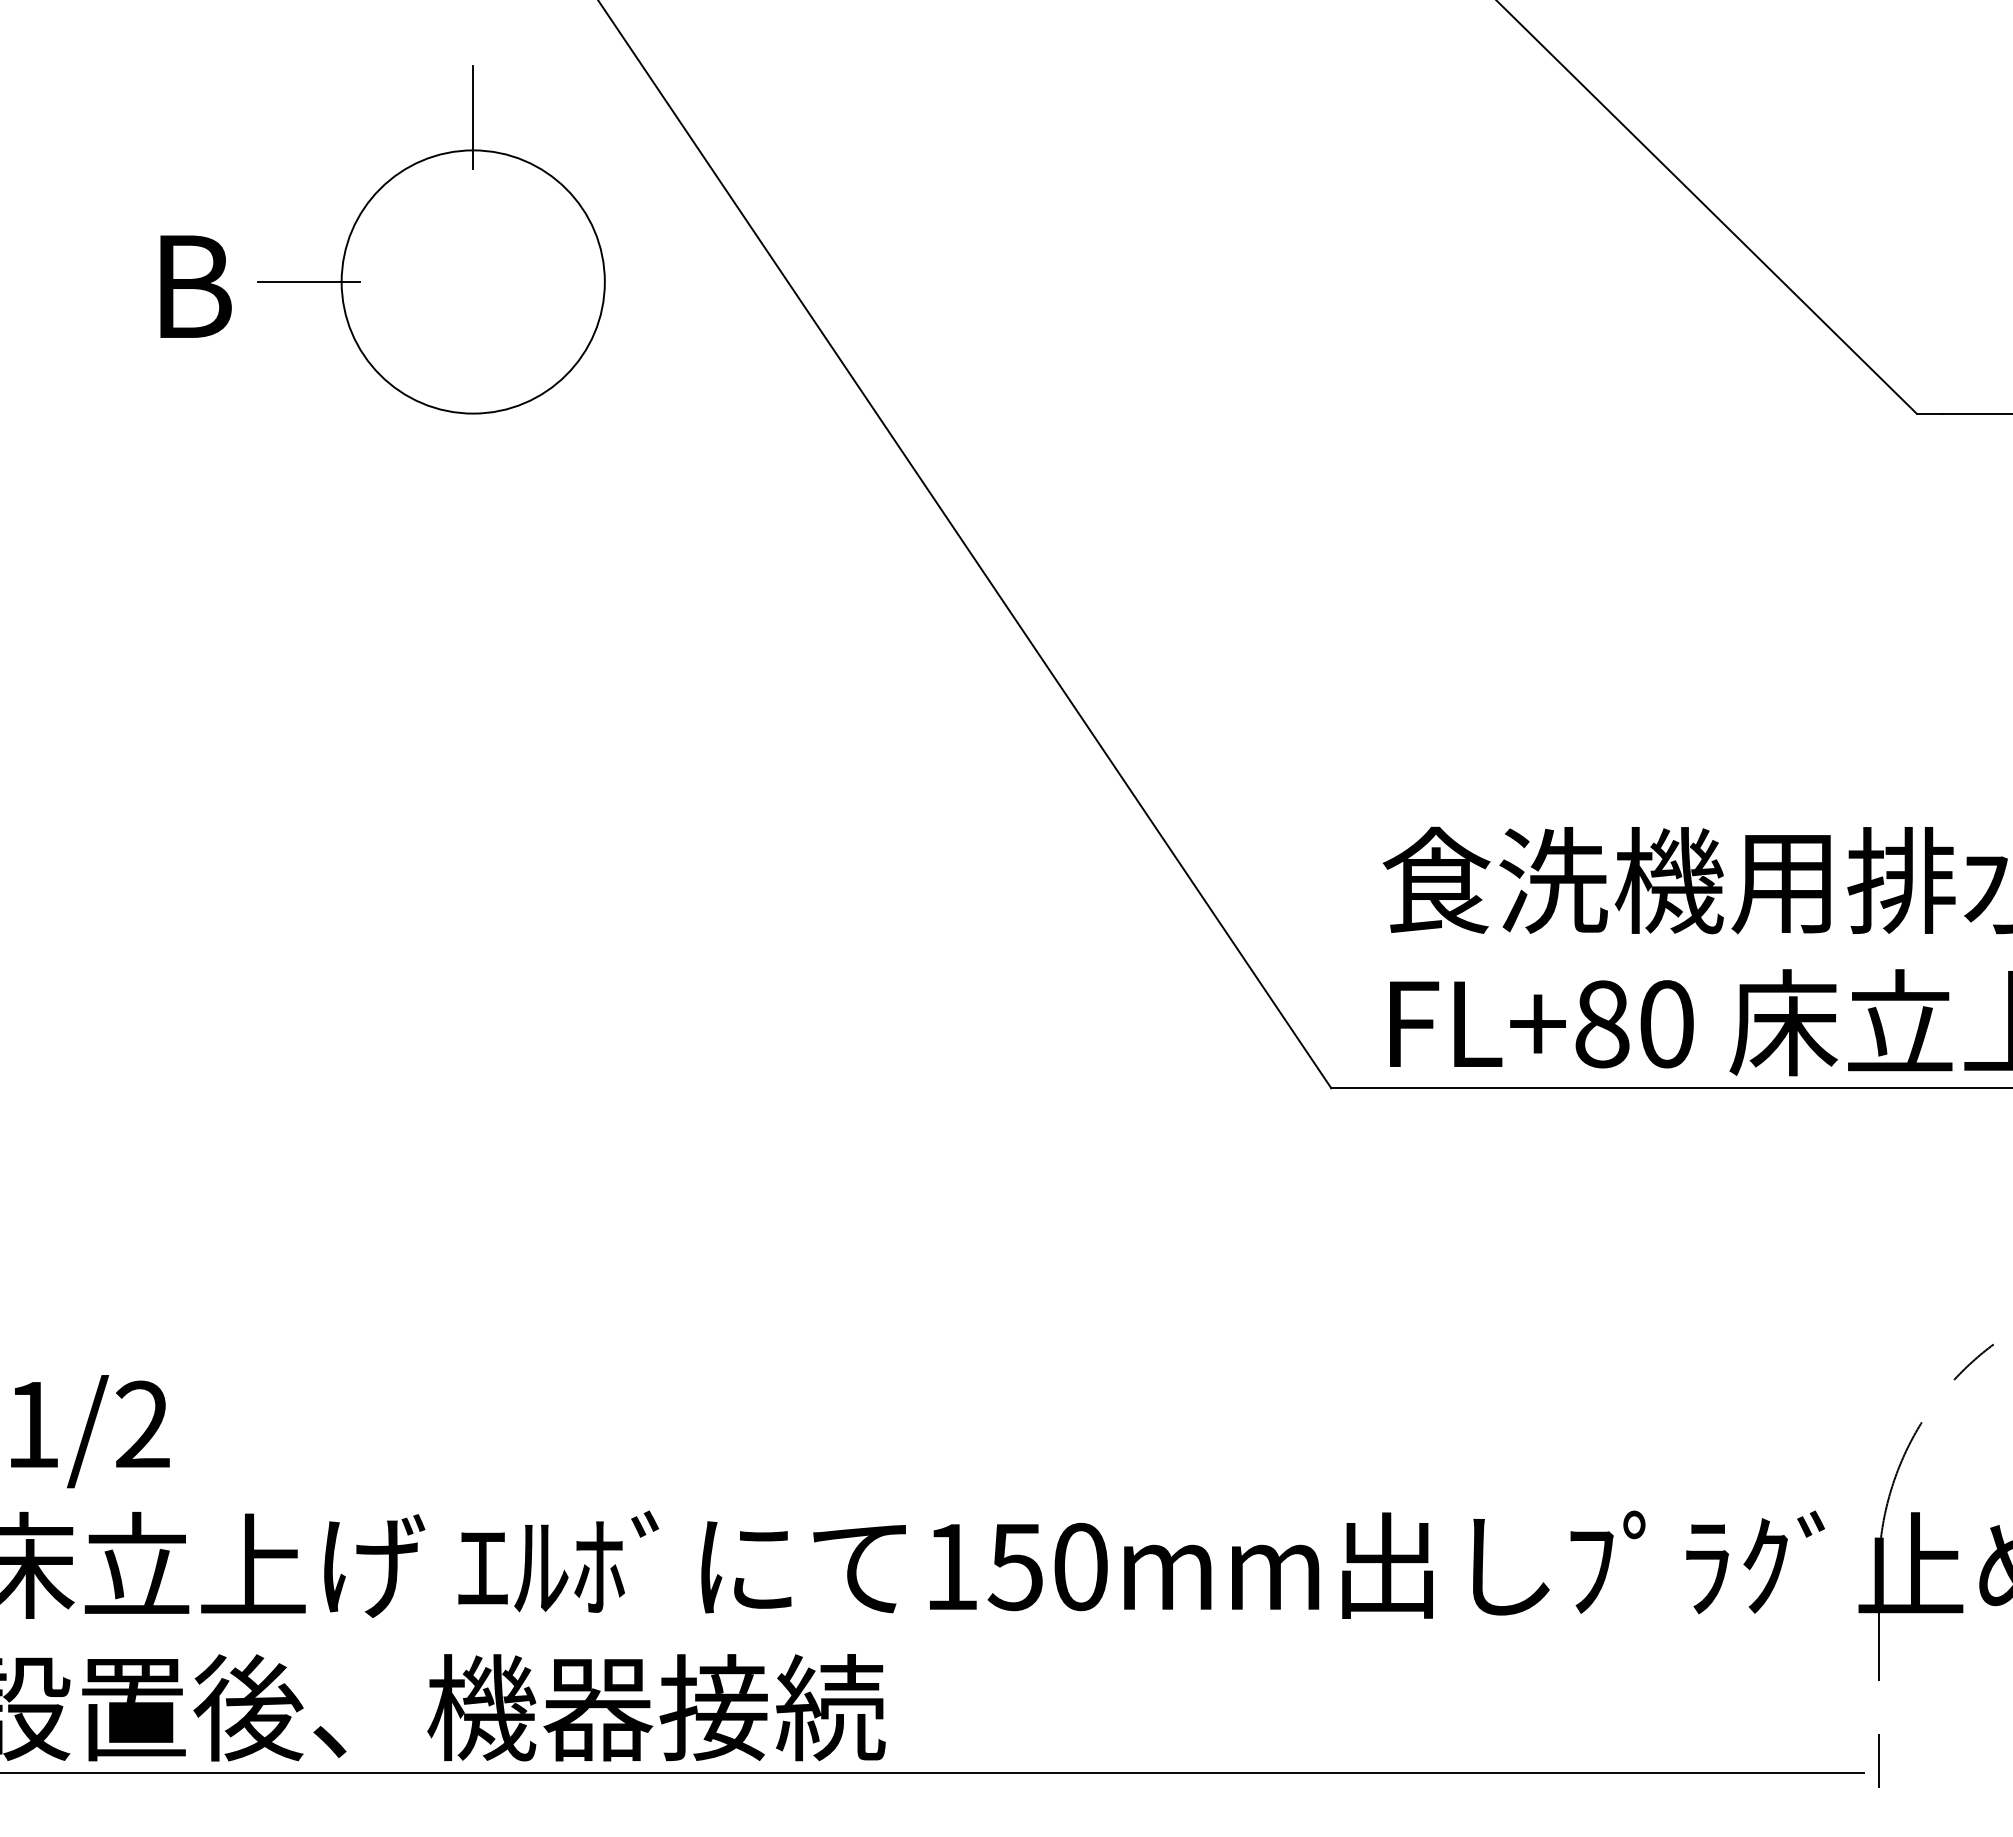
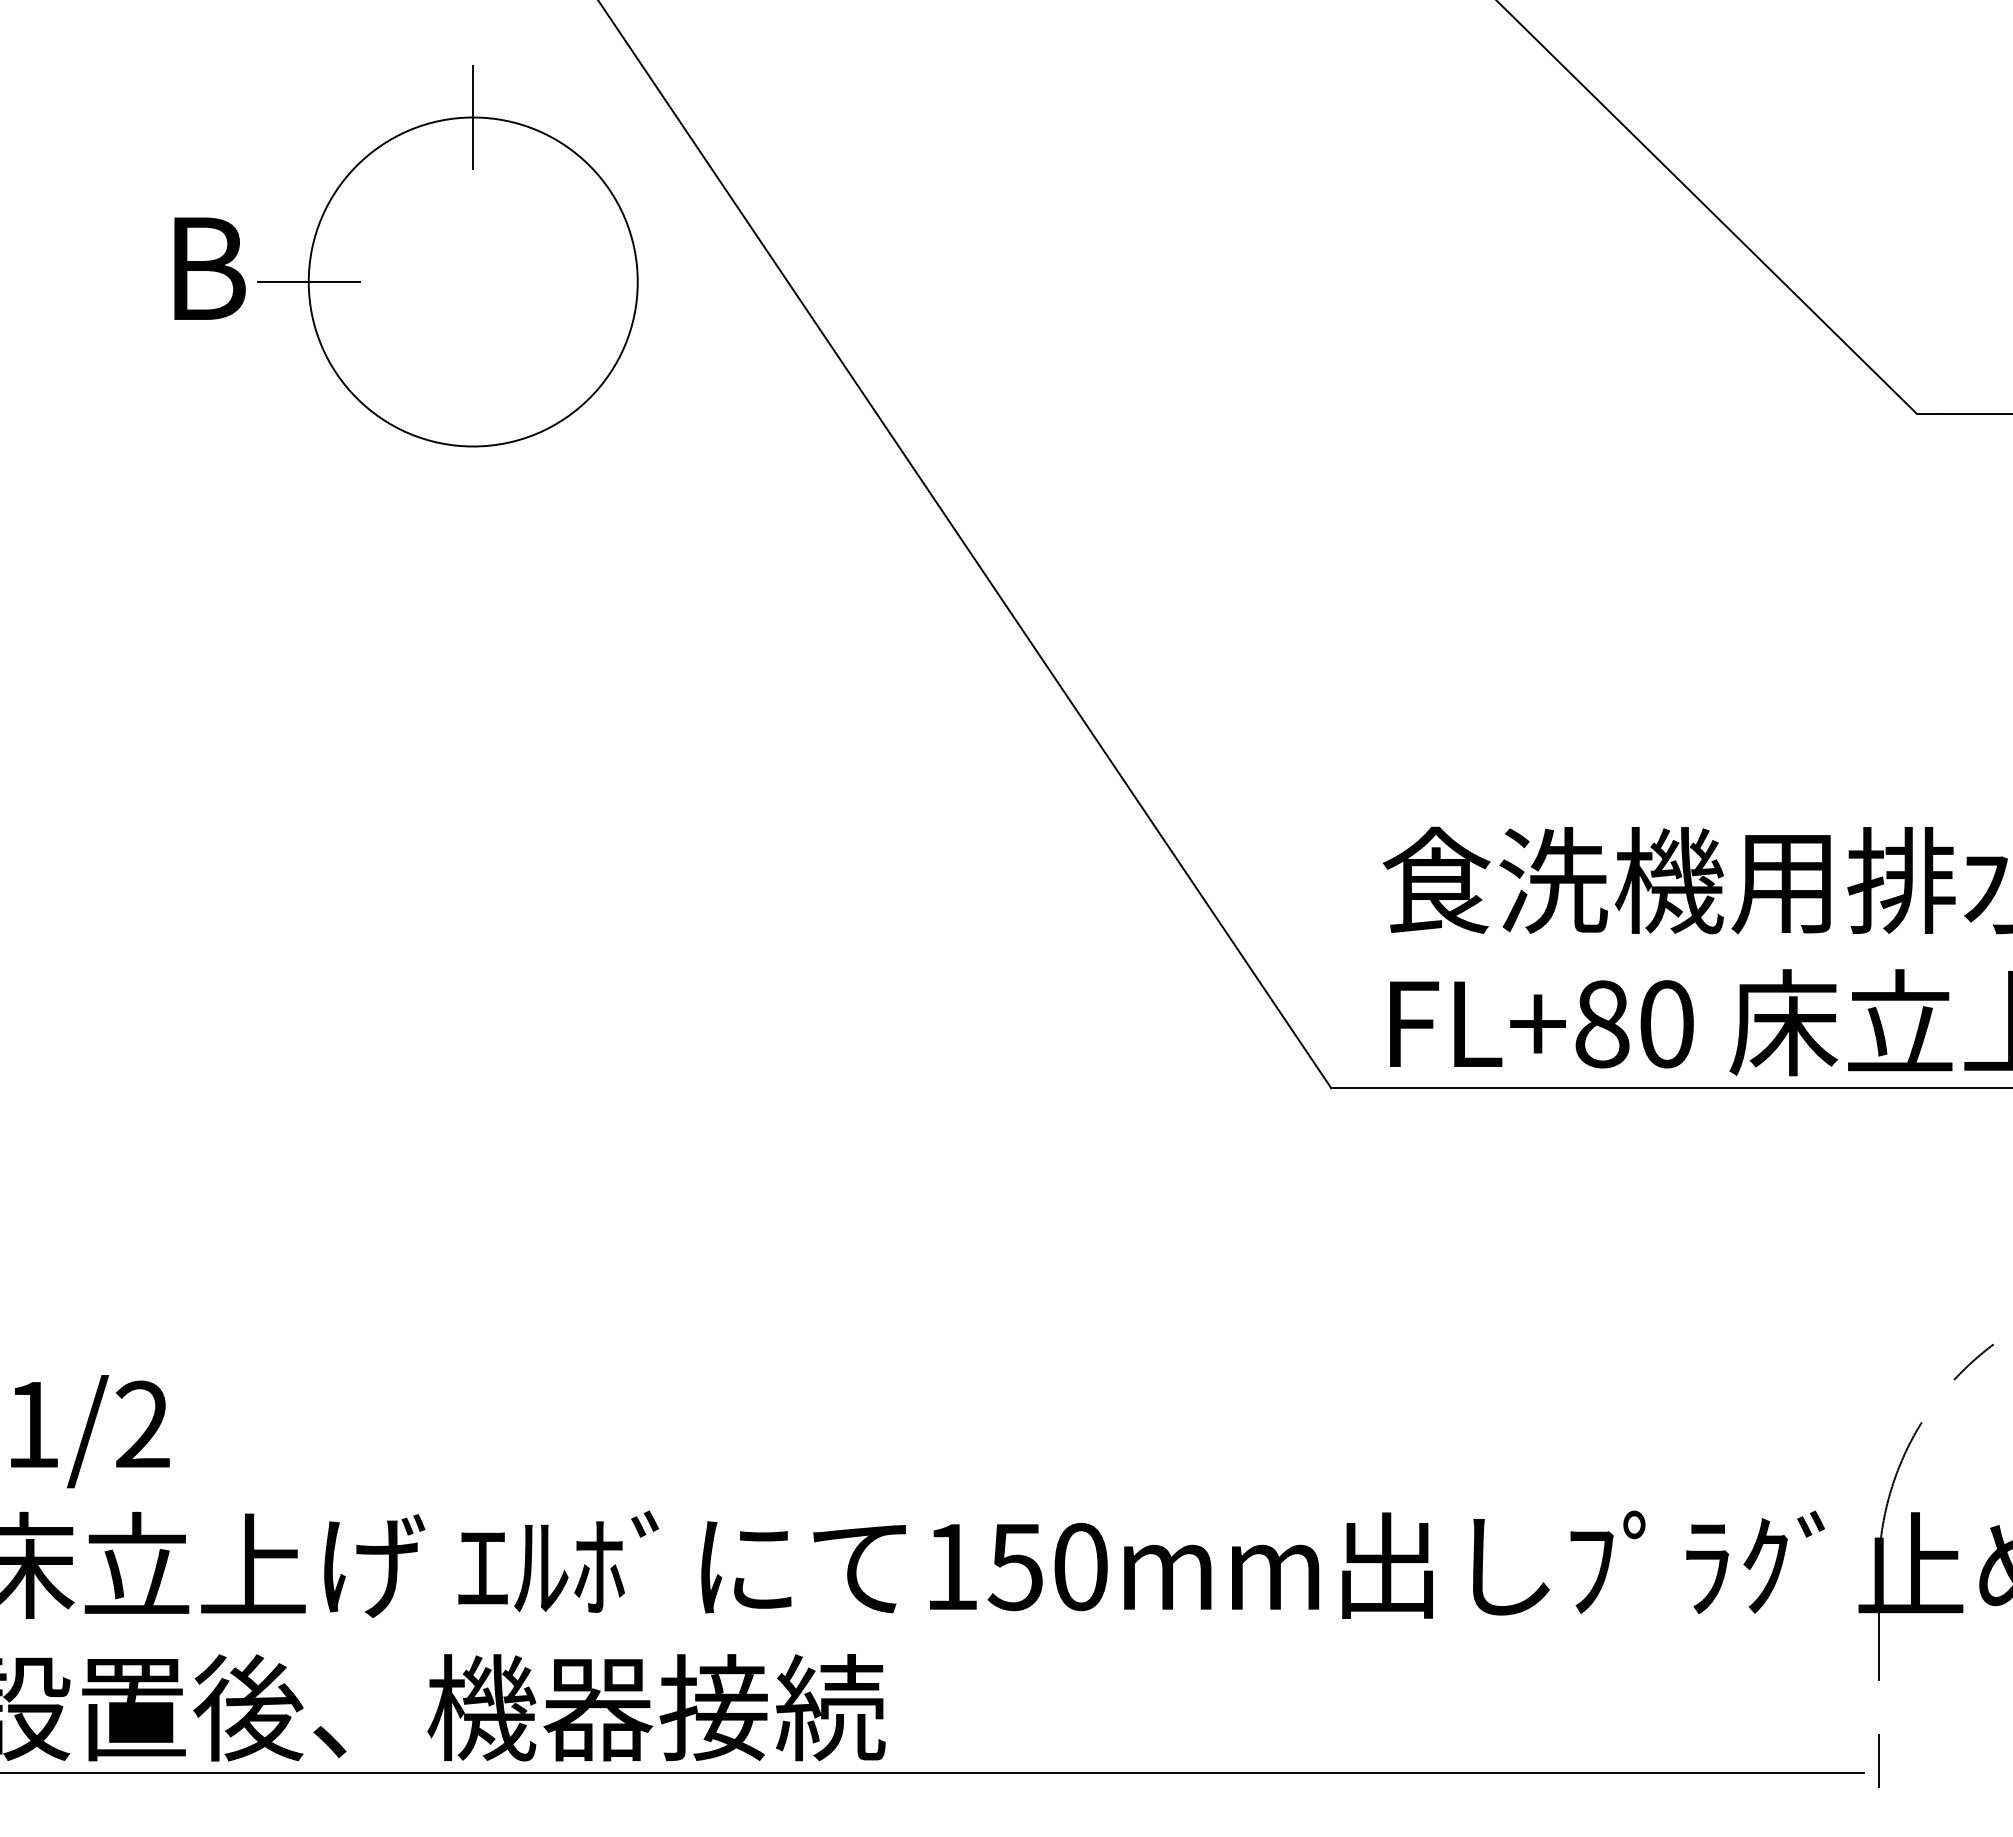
circle diameter: 263 px -> 329 px (472, 281)
text position: (195, 286) -> (209, 268) (209, 268)
